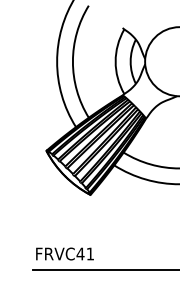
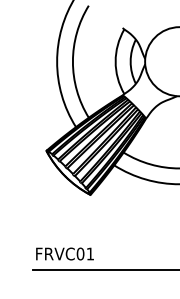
text: FRVC41 -> FRVC01 (80, 253)
